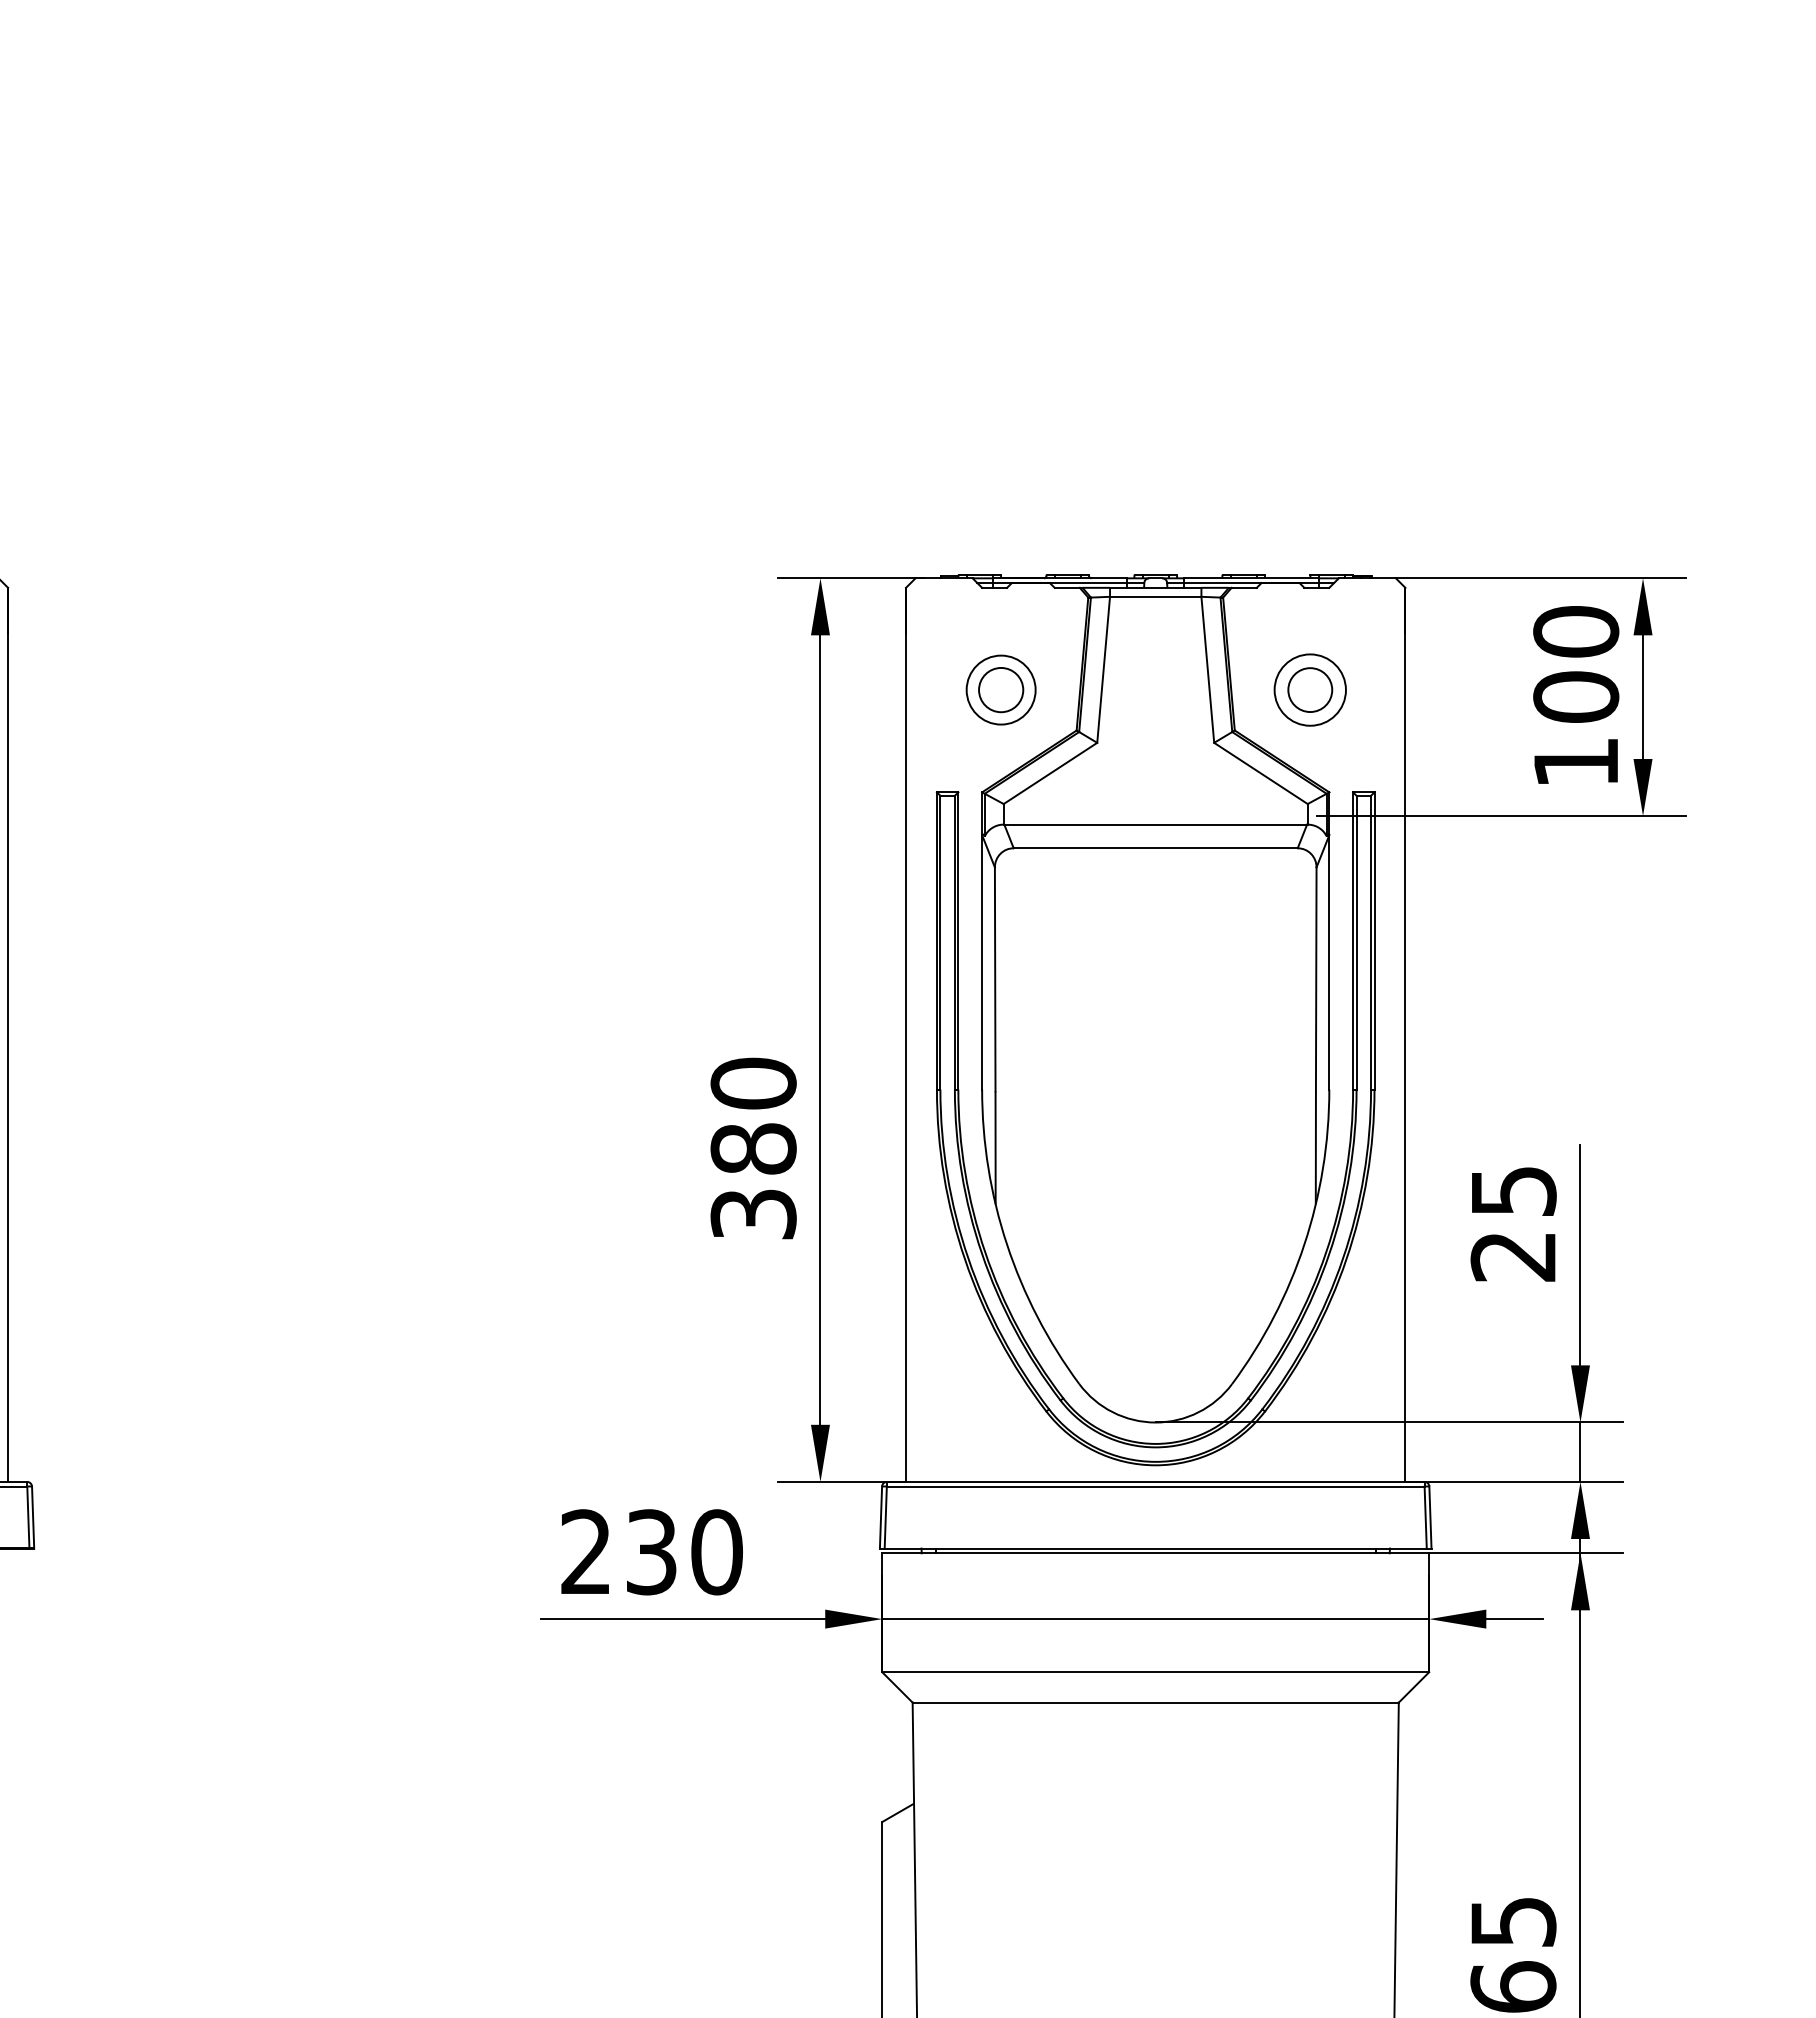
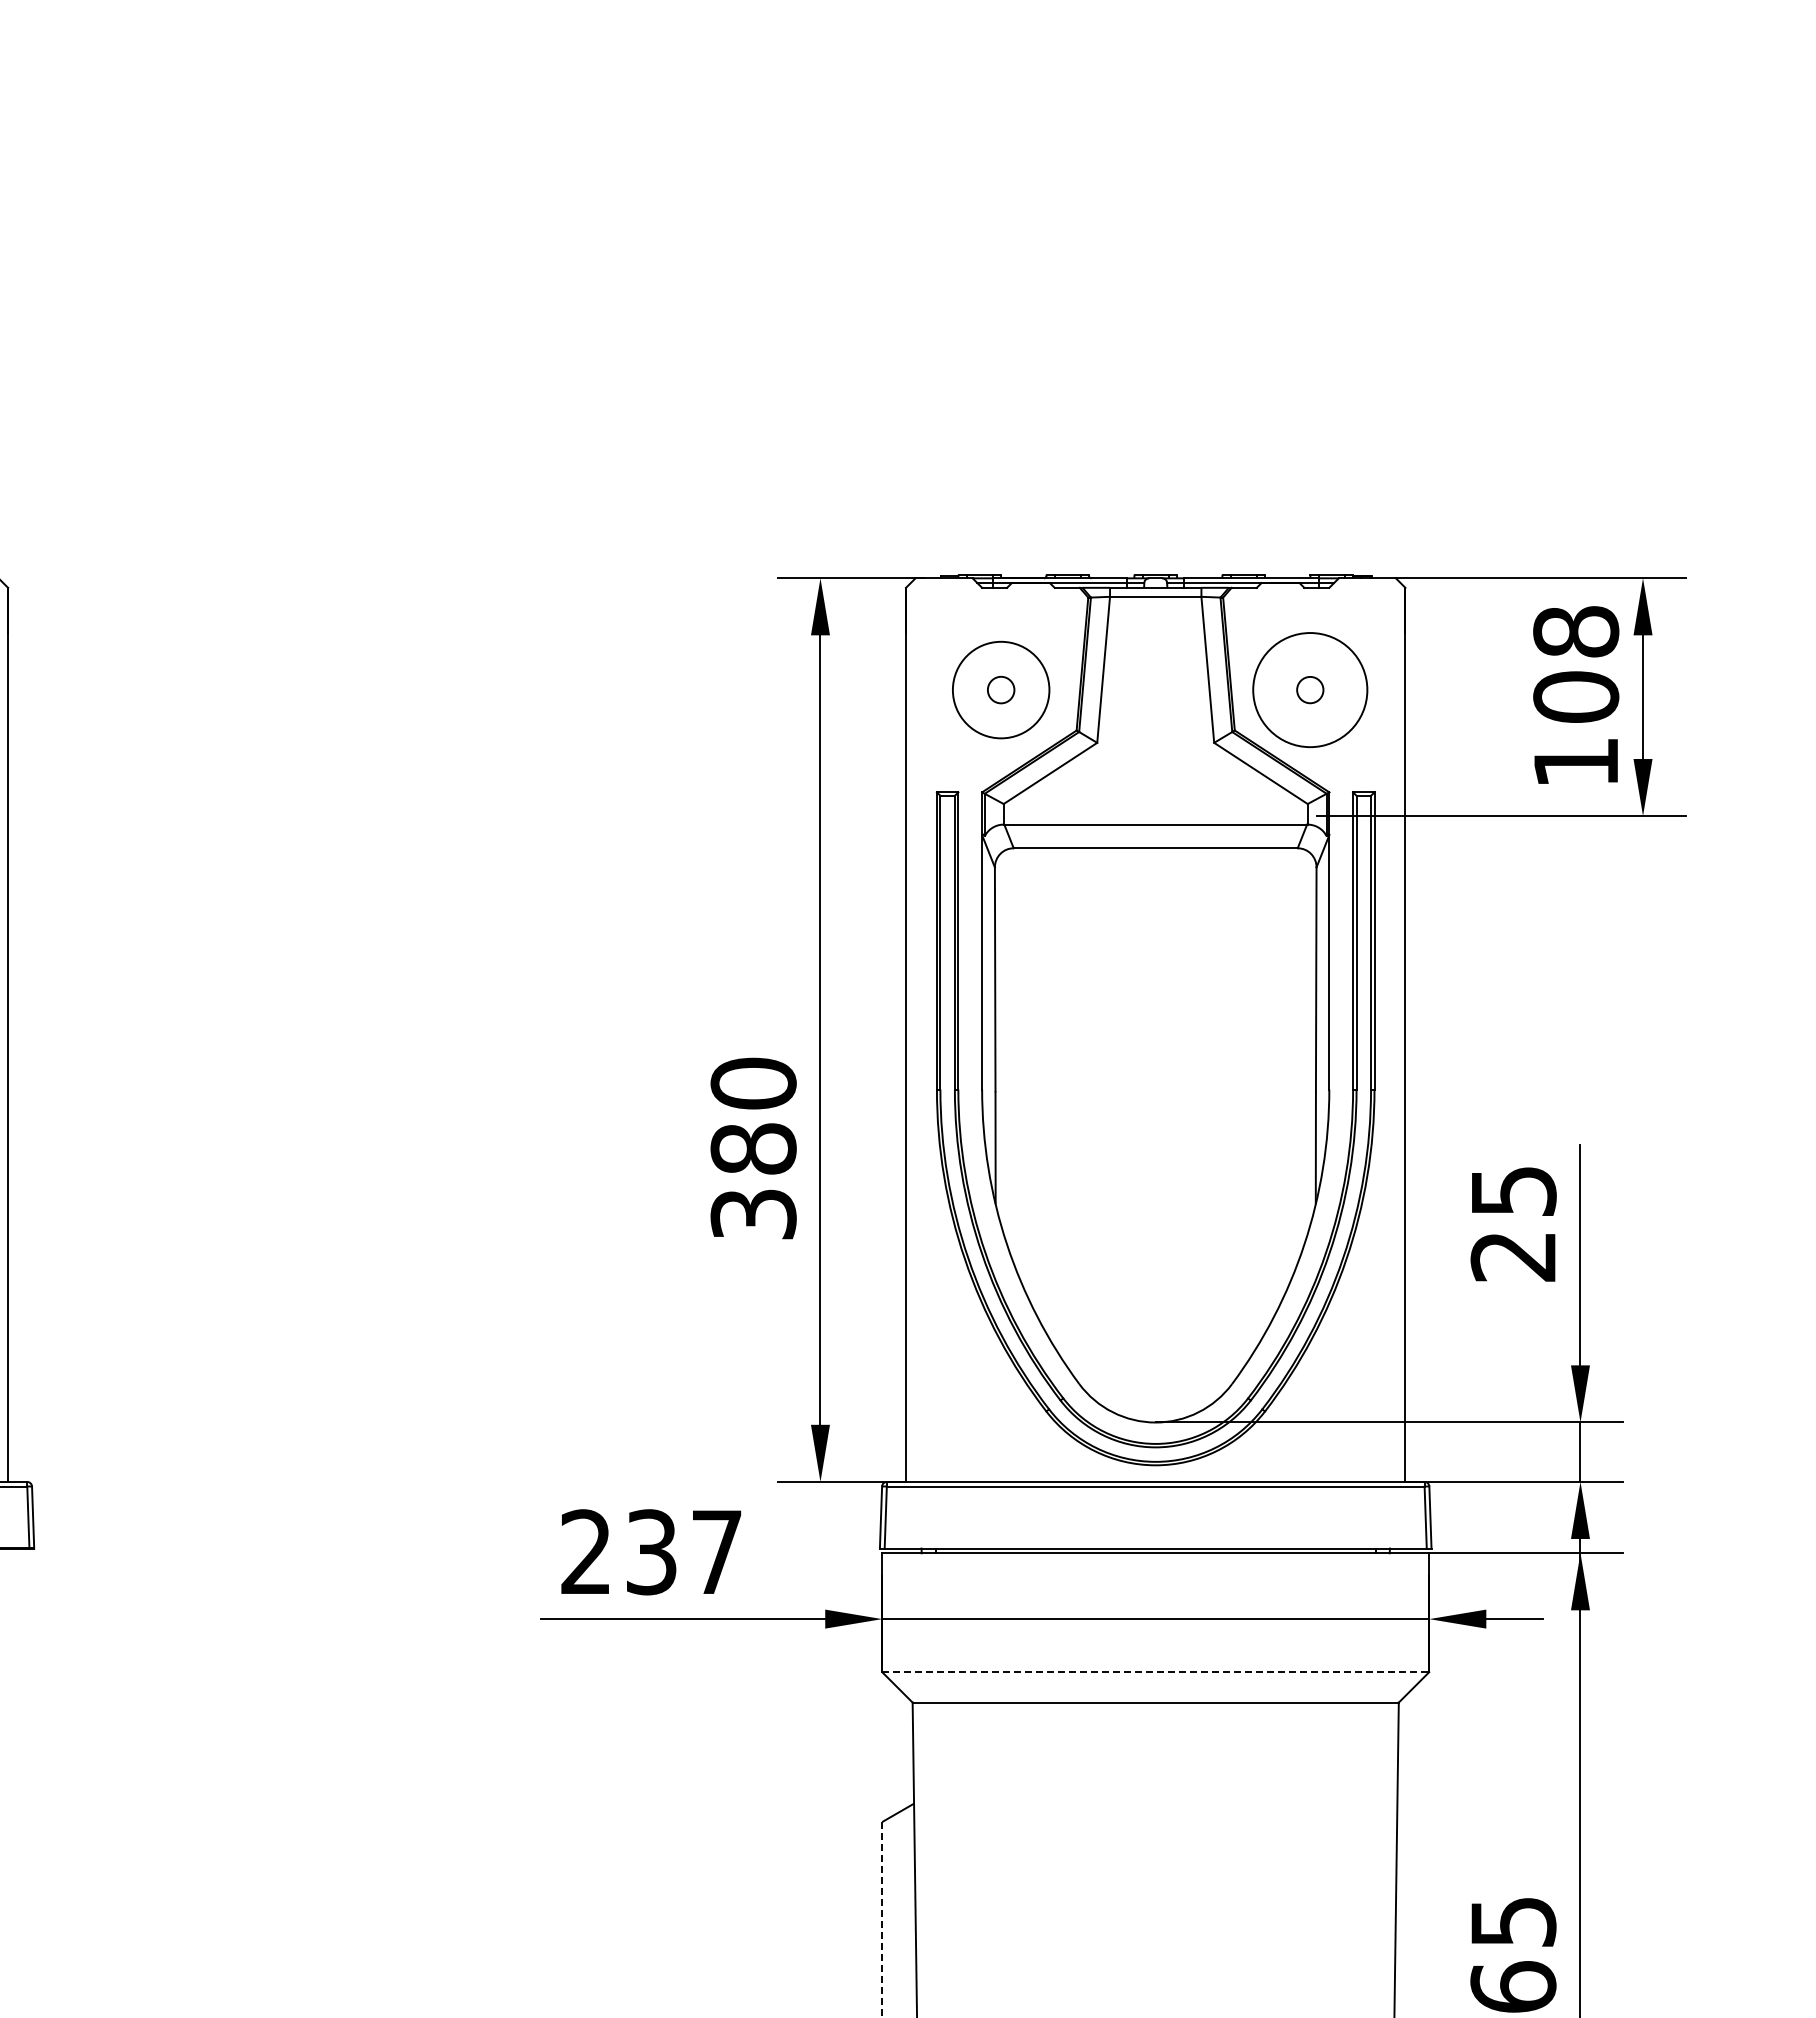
text: 100 -> 108 (1576, 631)
circle diameter: 69 px -> 97 px (1000, 689)
circle diameter: 44 px -> 27 px (1000, 689)
circle diameter: 71 px -> 114 px (1310, 690)
circle diameter: 44 px -> 26 px (1310, 689)
text: 230 -> 237 (716, 1552)
line: solid -> dashed (1156, 1672)
line: solid -> dashed (882, 1919)
